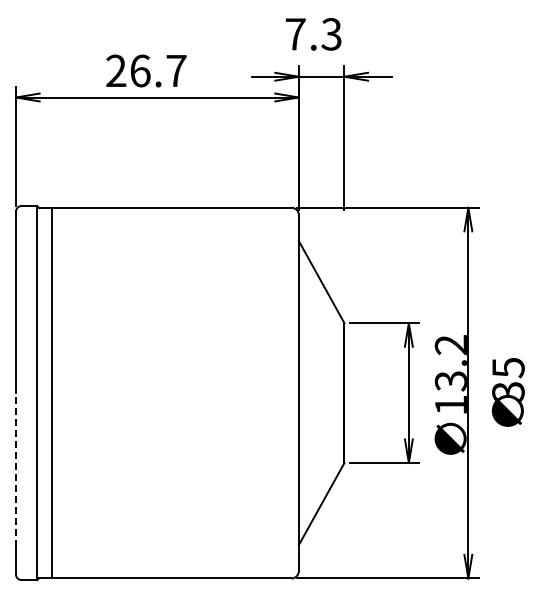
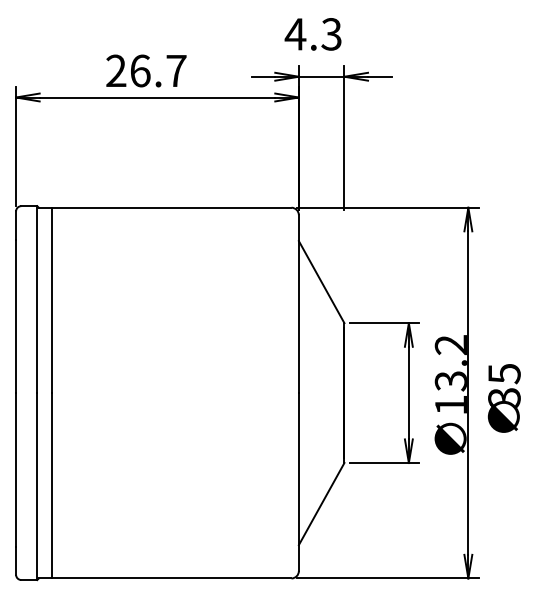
text: 7.3 -> 4.3 (295, 34)
text position: (507, 392) -> (503, 398) (503, 398)
line: dashed -> solid (16, 469)
